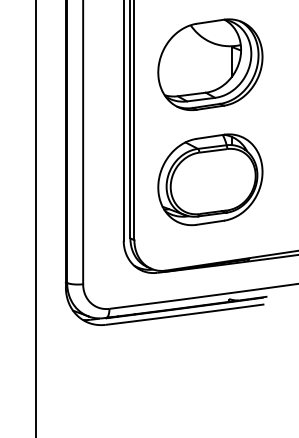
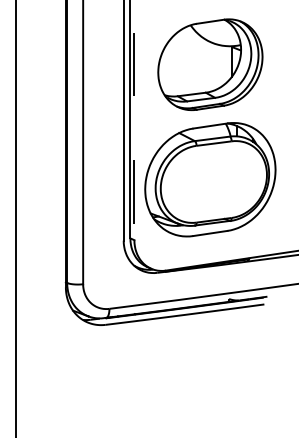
line: solid -> dashed (134, 120)
part size: 107x94 px -> 133x116 px (210, 179)
line position: (36, 218) -> (16, 218) (16, 218)
